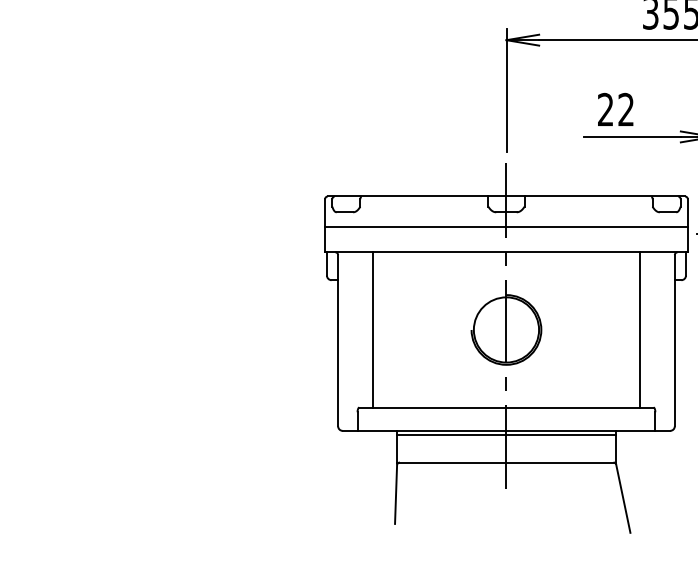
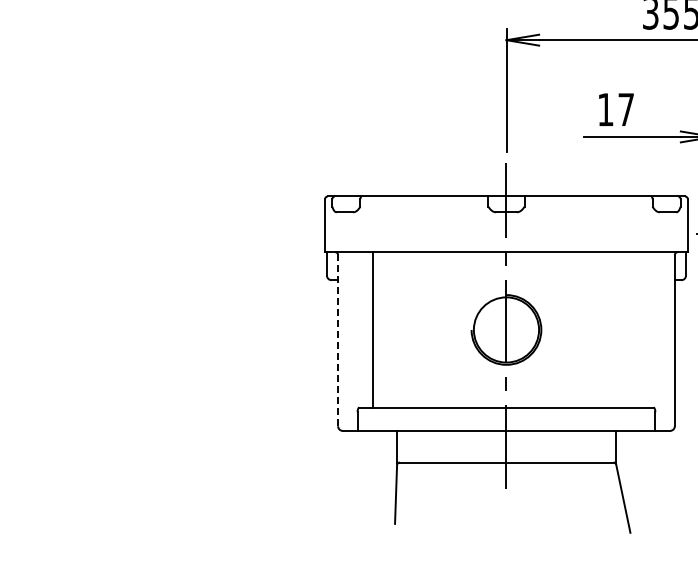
text: 22 -> 17 (615, 108)
line: present -> none (506, 227)
line: present -> none (640, 329)
line: solid -> dashed (338, 340)
line: present -> none (506, 434)
